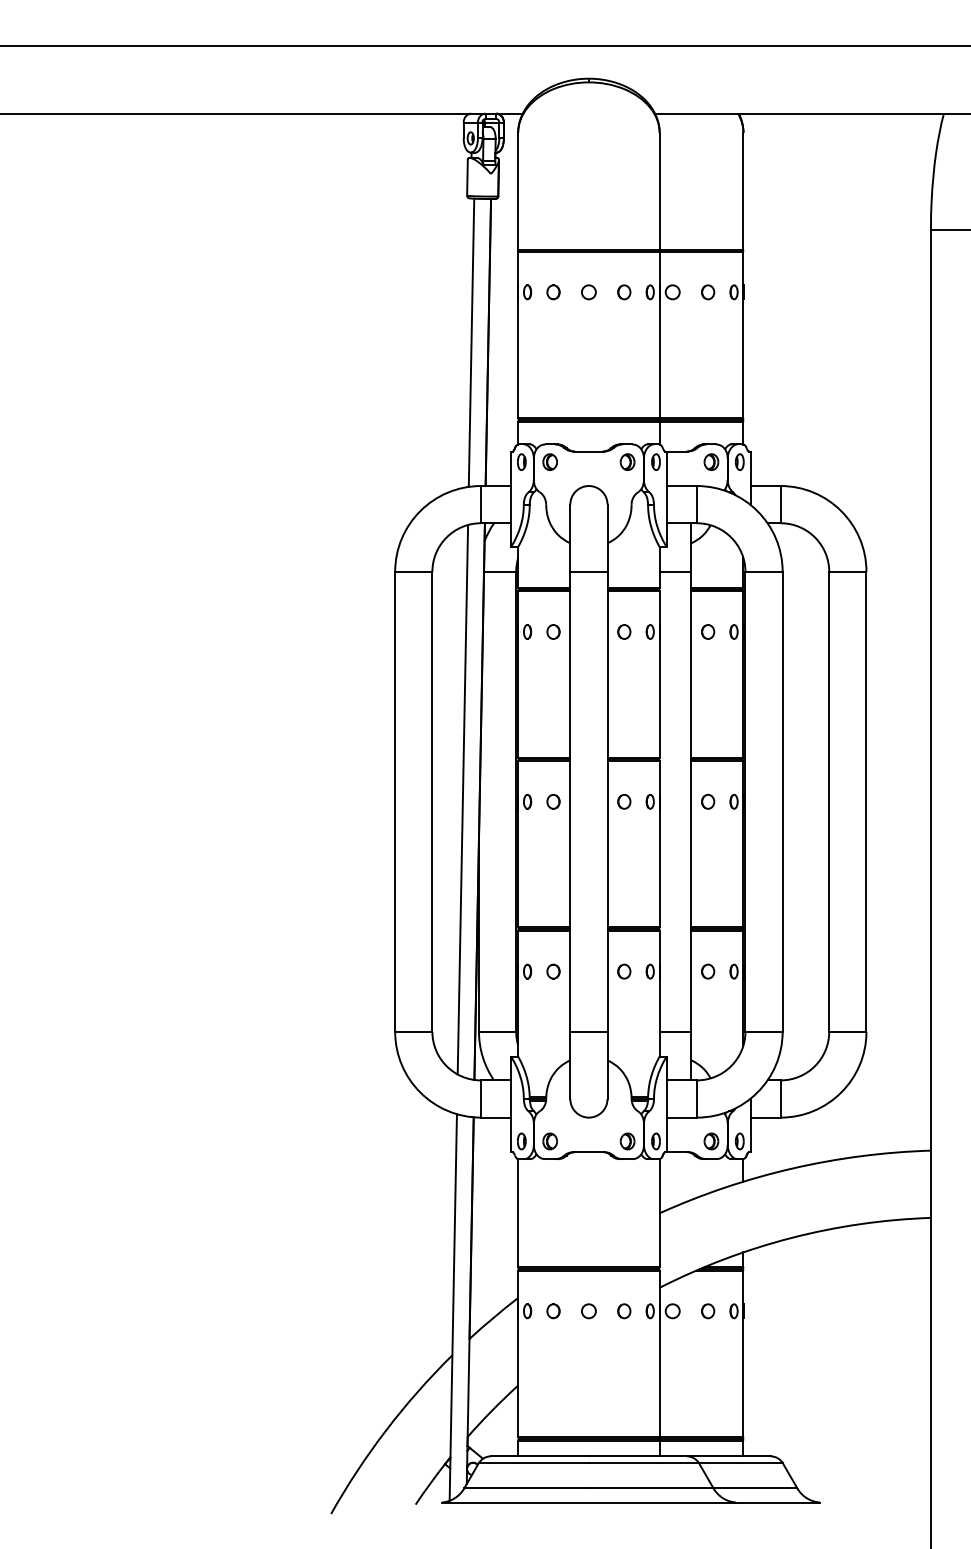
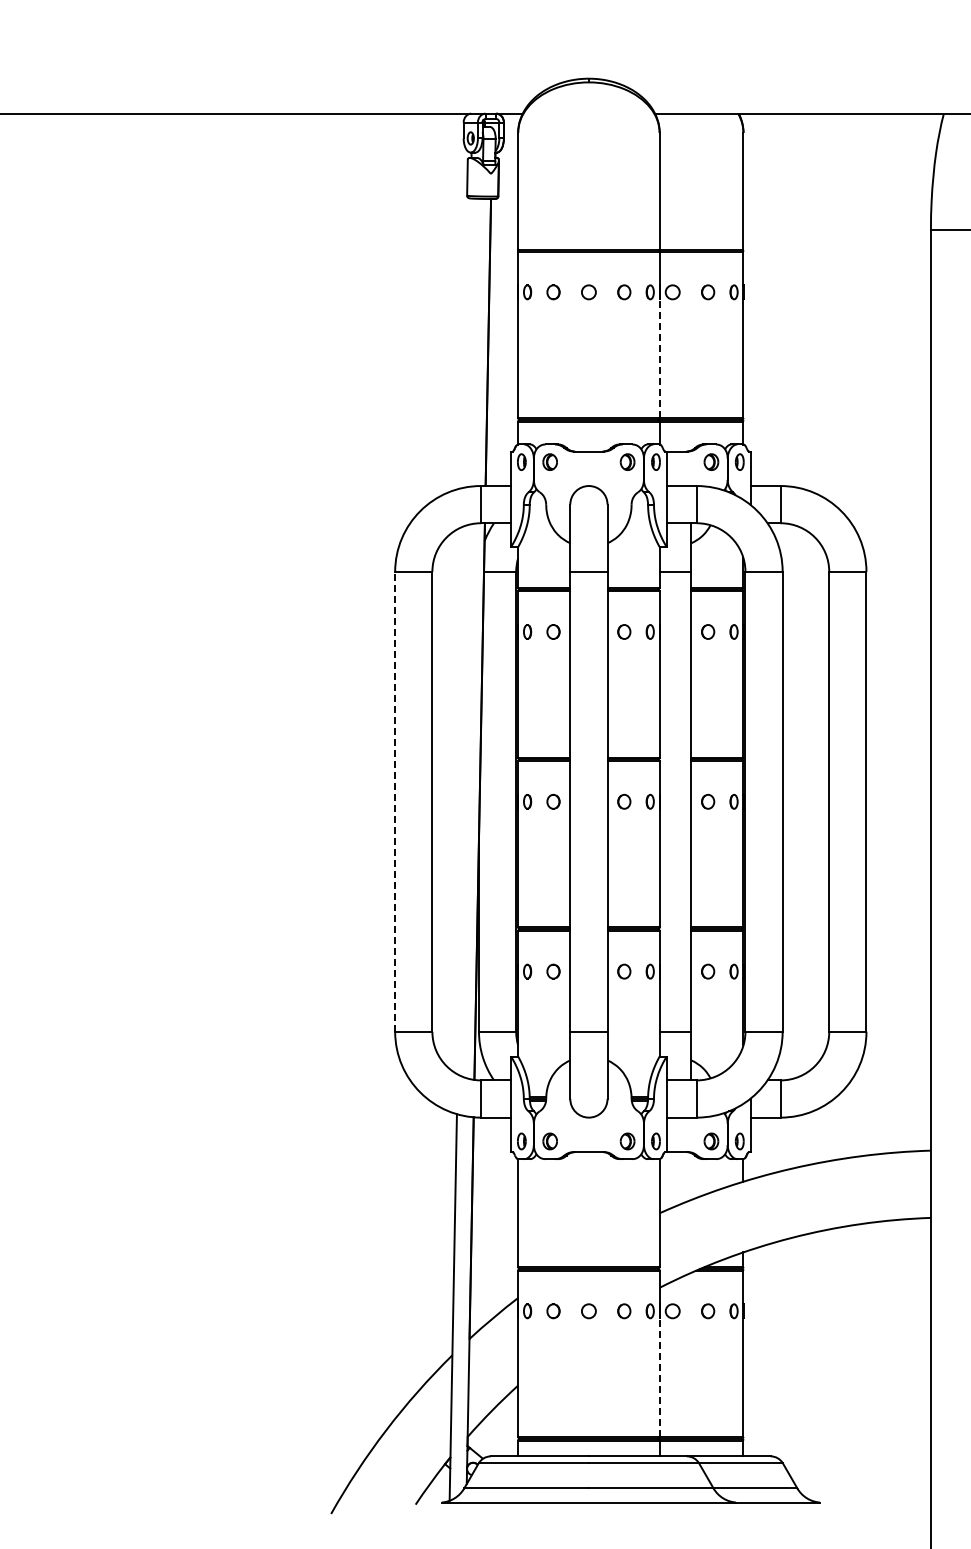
line: present -> none (484, 46)
line: present -> none (471, 342)
line: solid -> dashed (659, 358)
line: present -> none (462, 799)
line: solid -> dashed (395, 801)
line: solid -> dashed (659, 1377)
